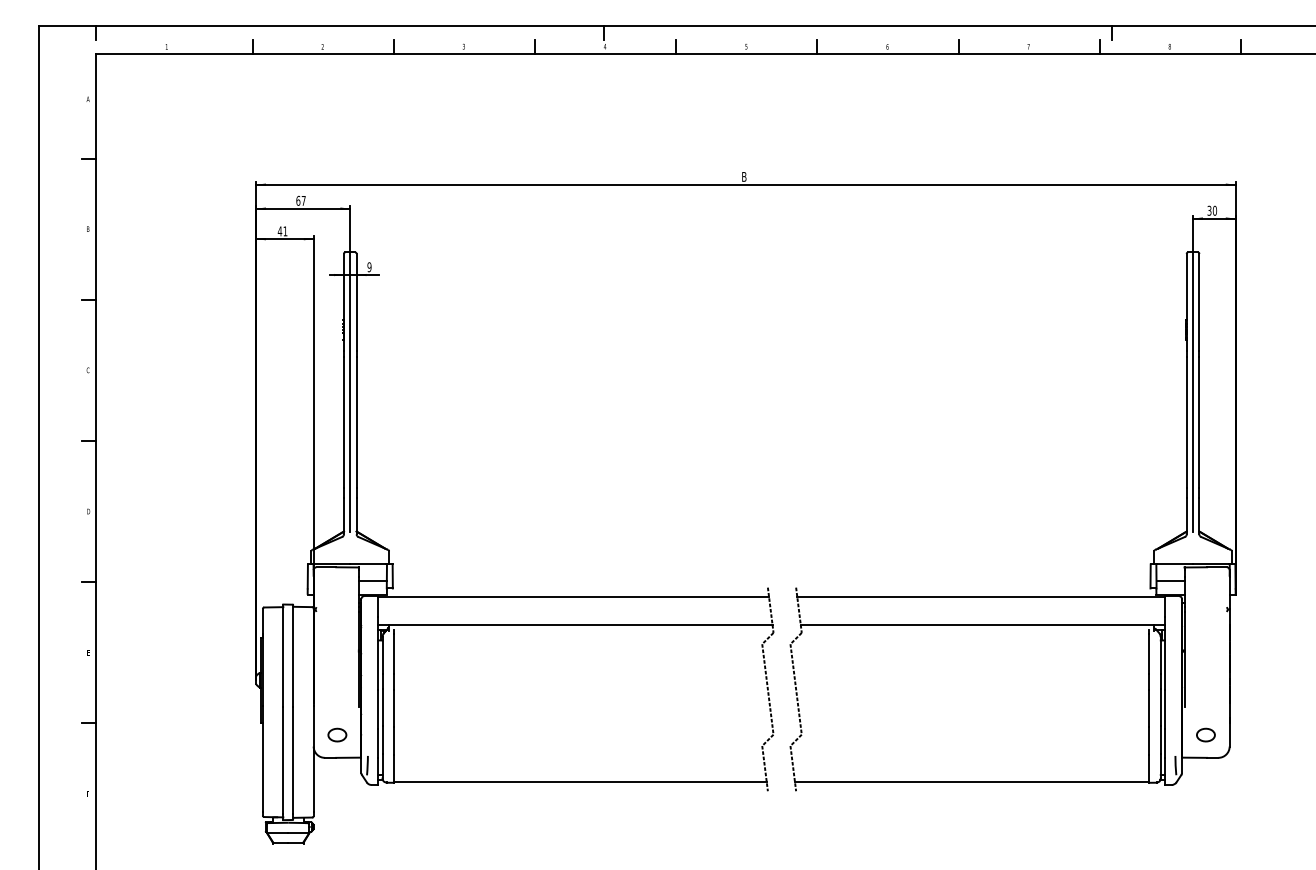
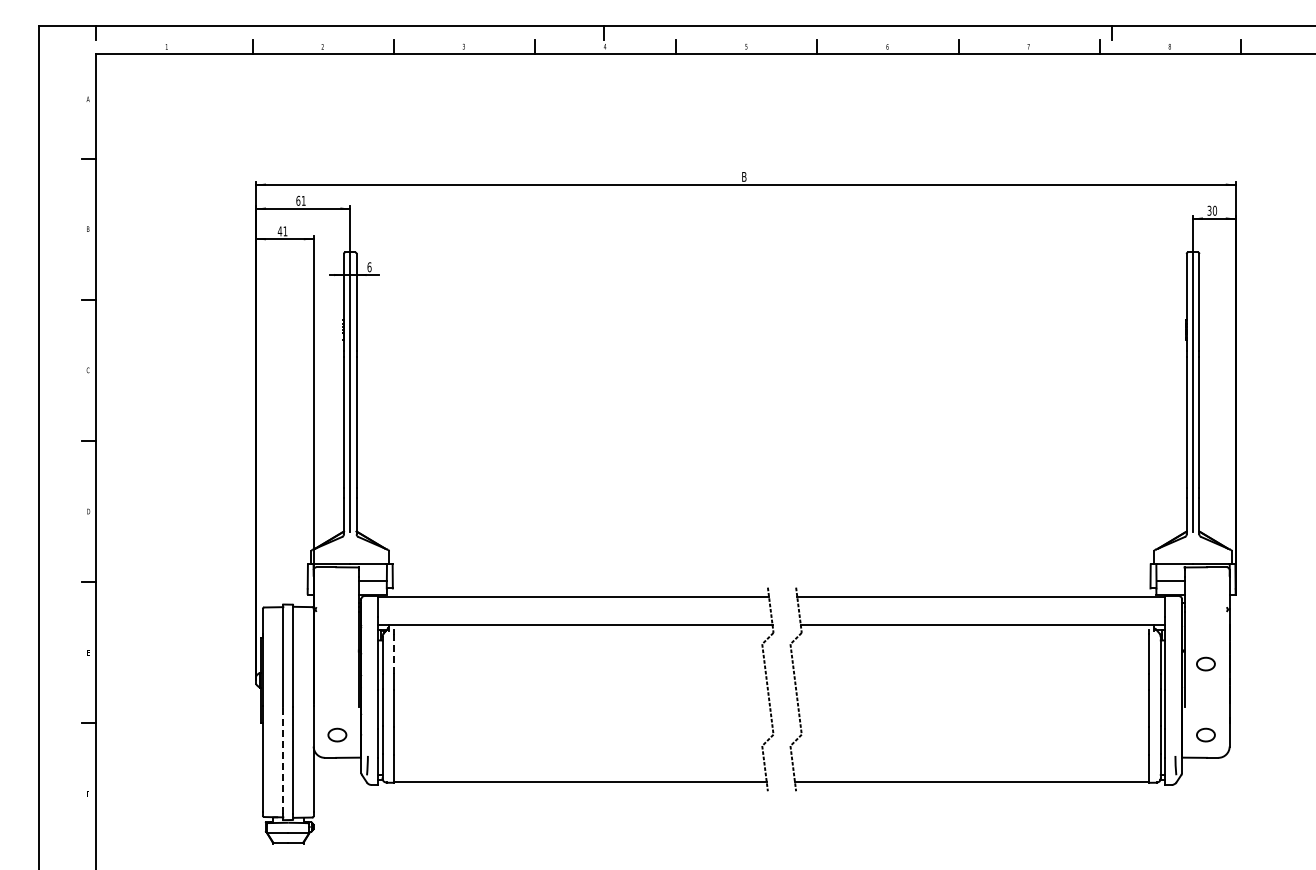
text: 67 -> 61 (303, 200)
text: 9 -> 6 (369, 267)
line: solid -> dashed (393, 654)
part: none -> present (1205, 663)
line: solid -> dashed (283, 760)
